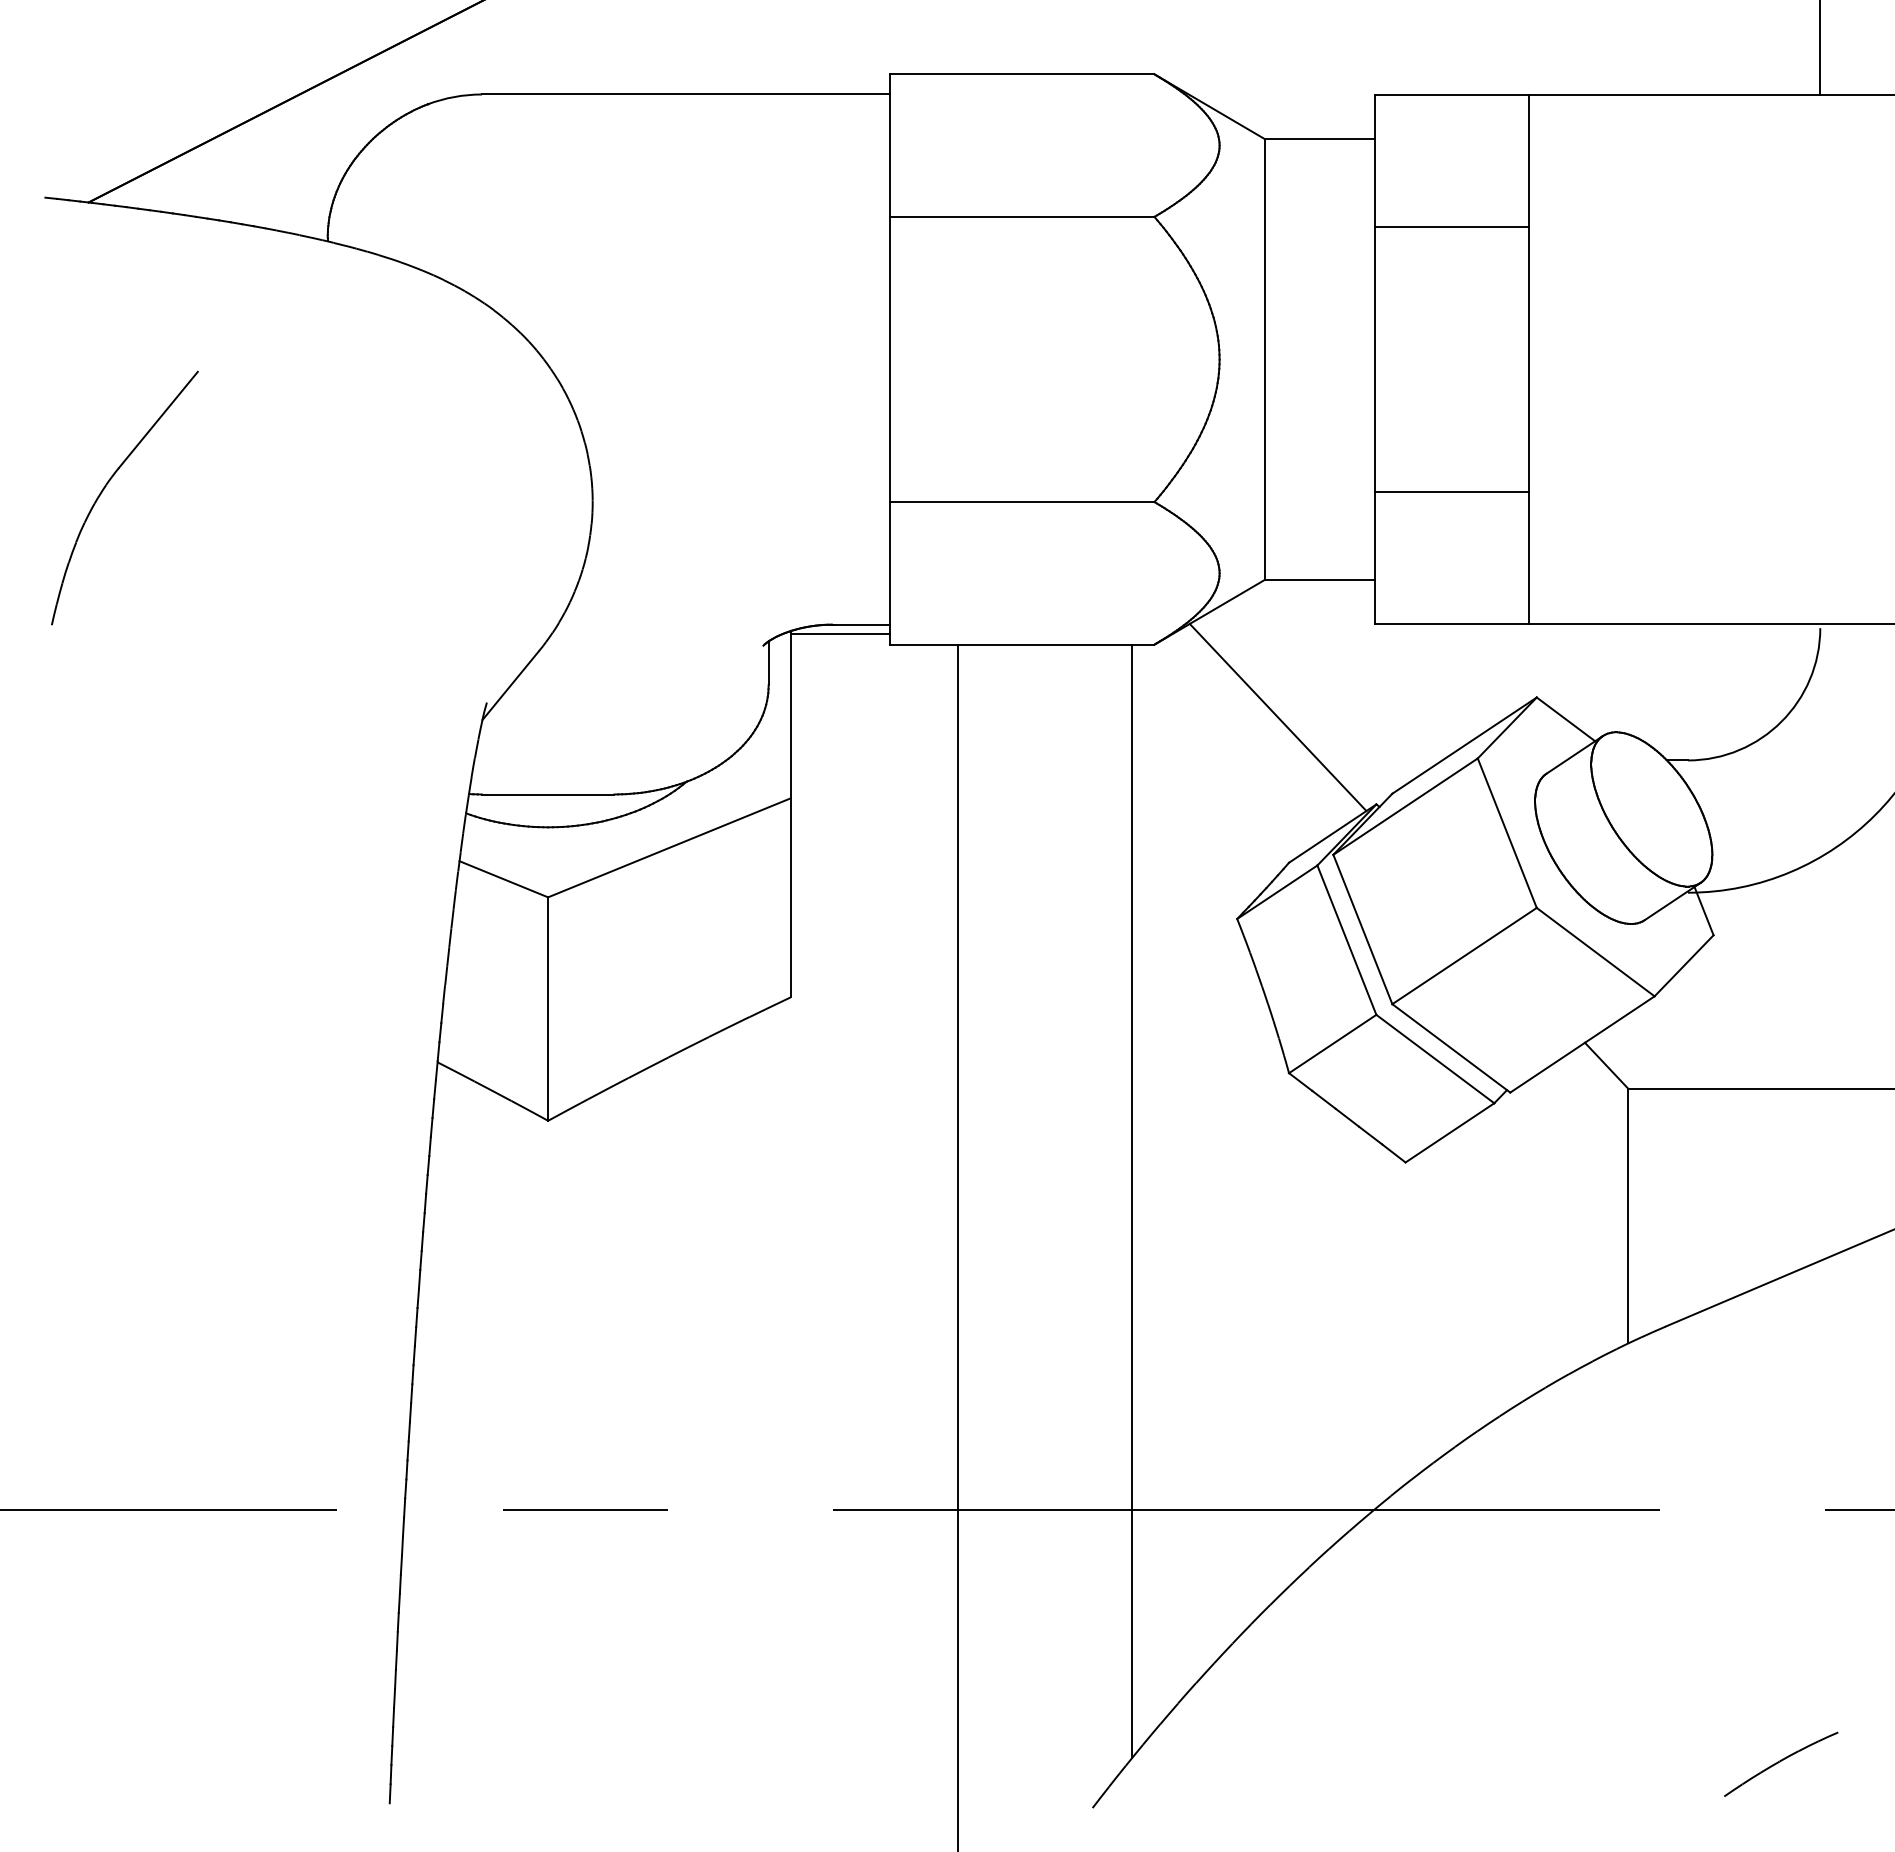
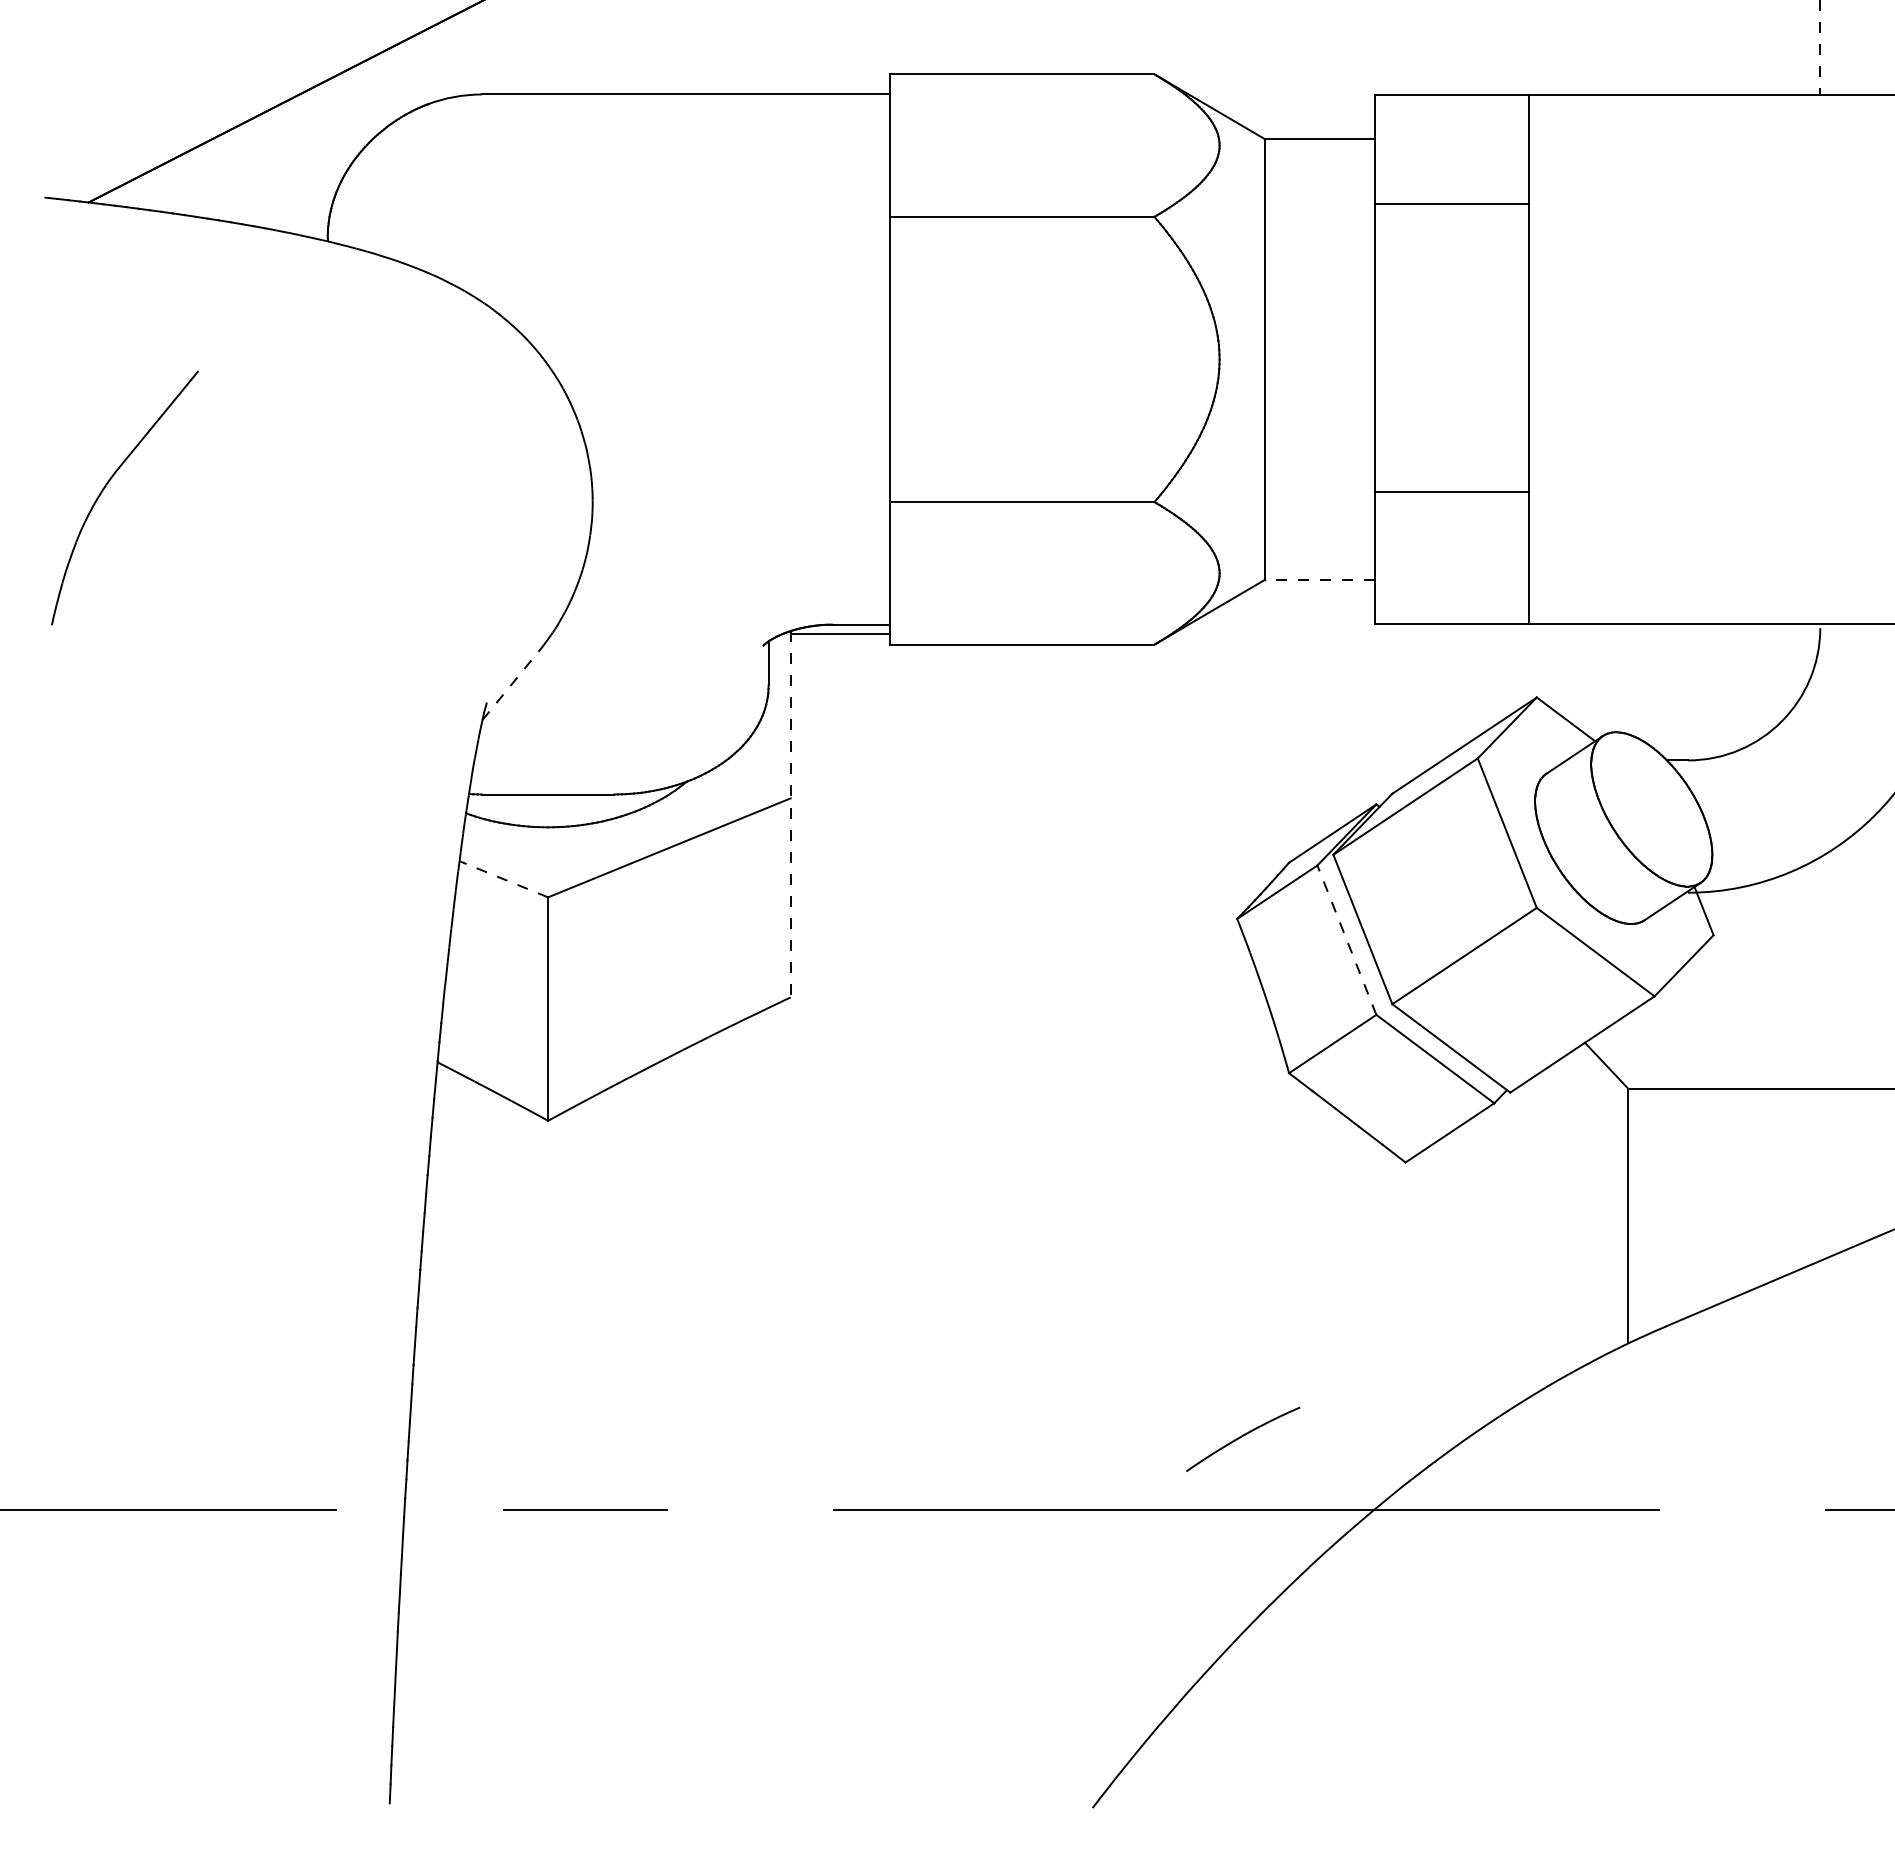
line: solid -> dashed (1820, 47)
line position: (1451, 227) -> (1451, 204) (1451, 204)
line: solid -> dashed (1319, 579)
line: solid -> dashed (510, 685)
line: present -> none (1277, 717)
line: solid -> dashed (790, 814)
line: solid -> dashed (503, 879)
line: solid -> dashed (1346, 939)
line: present -> none (1132, 1200)
line: present -> none (958, 1246)
part position: (1781, 1763) -> (1243, 1438) (1243, 1438)
